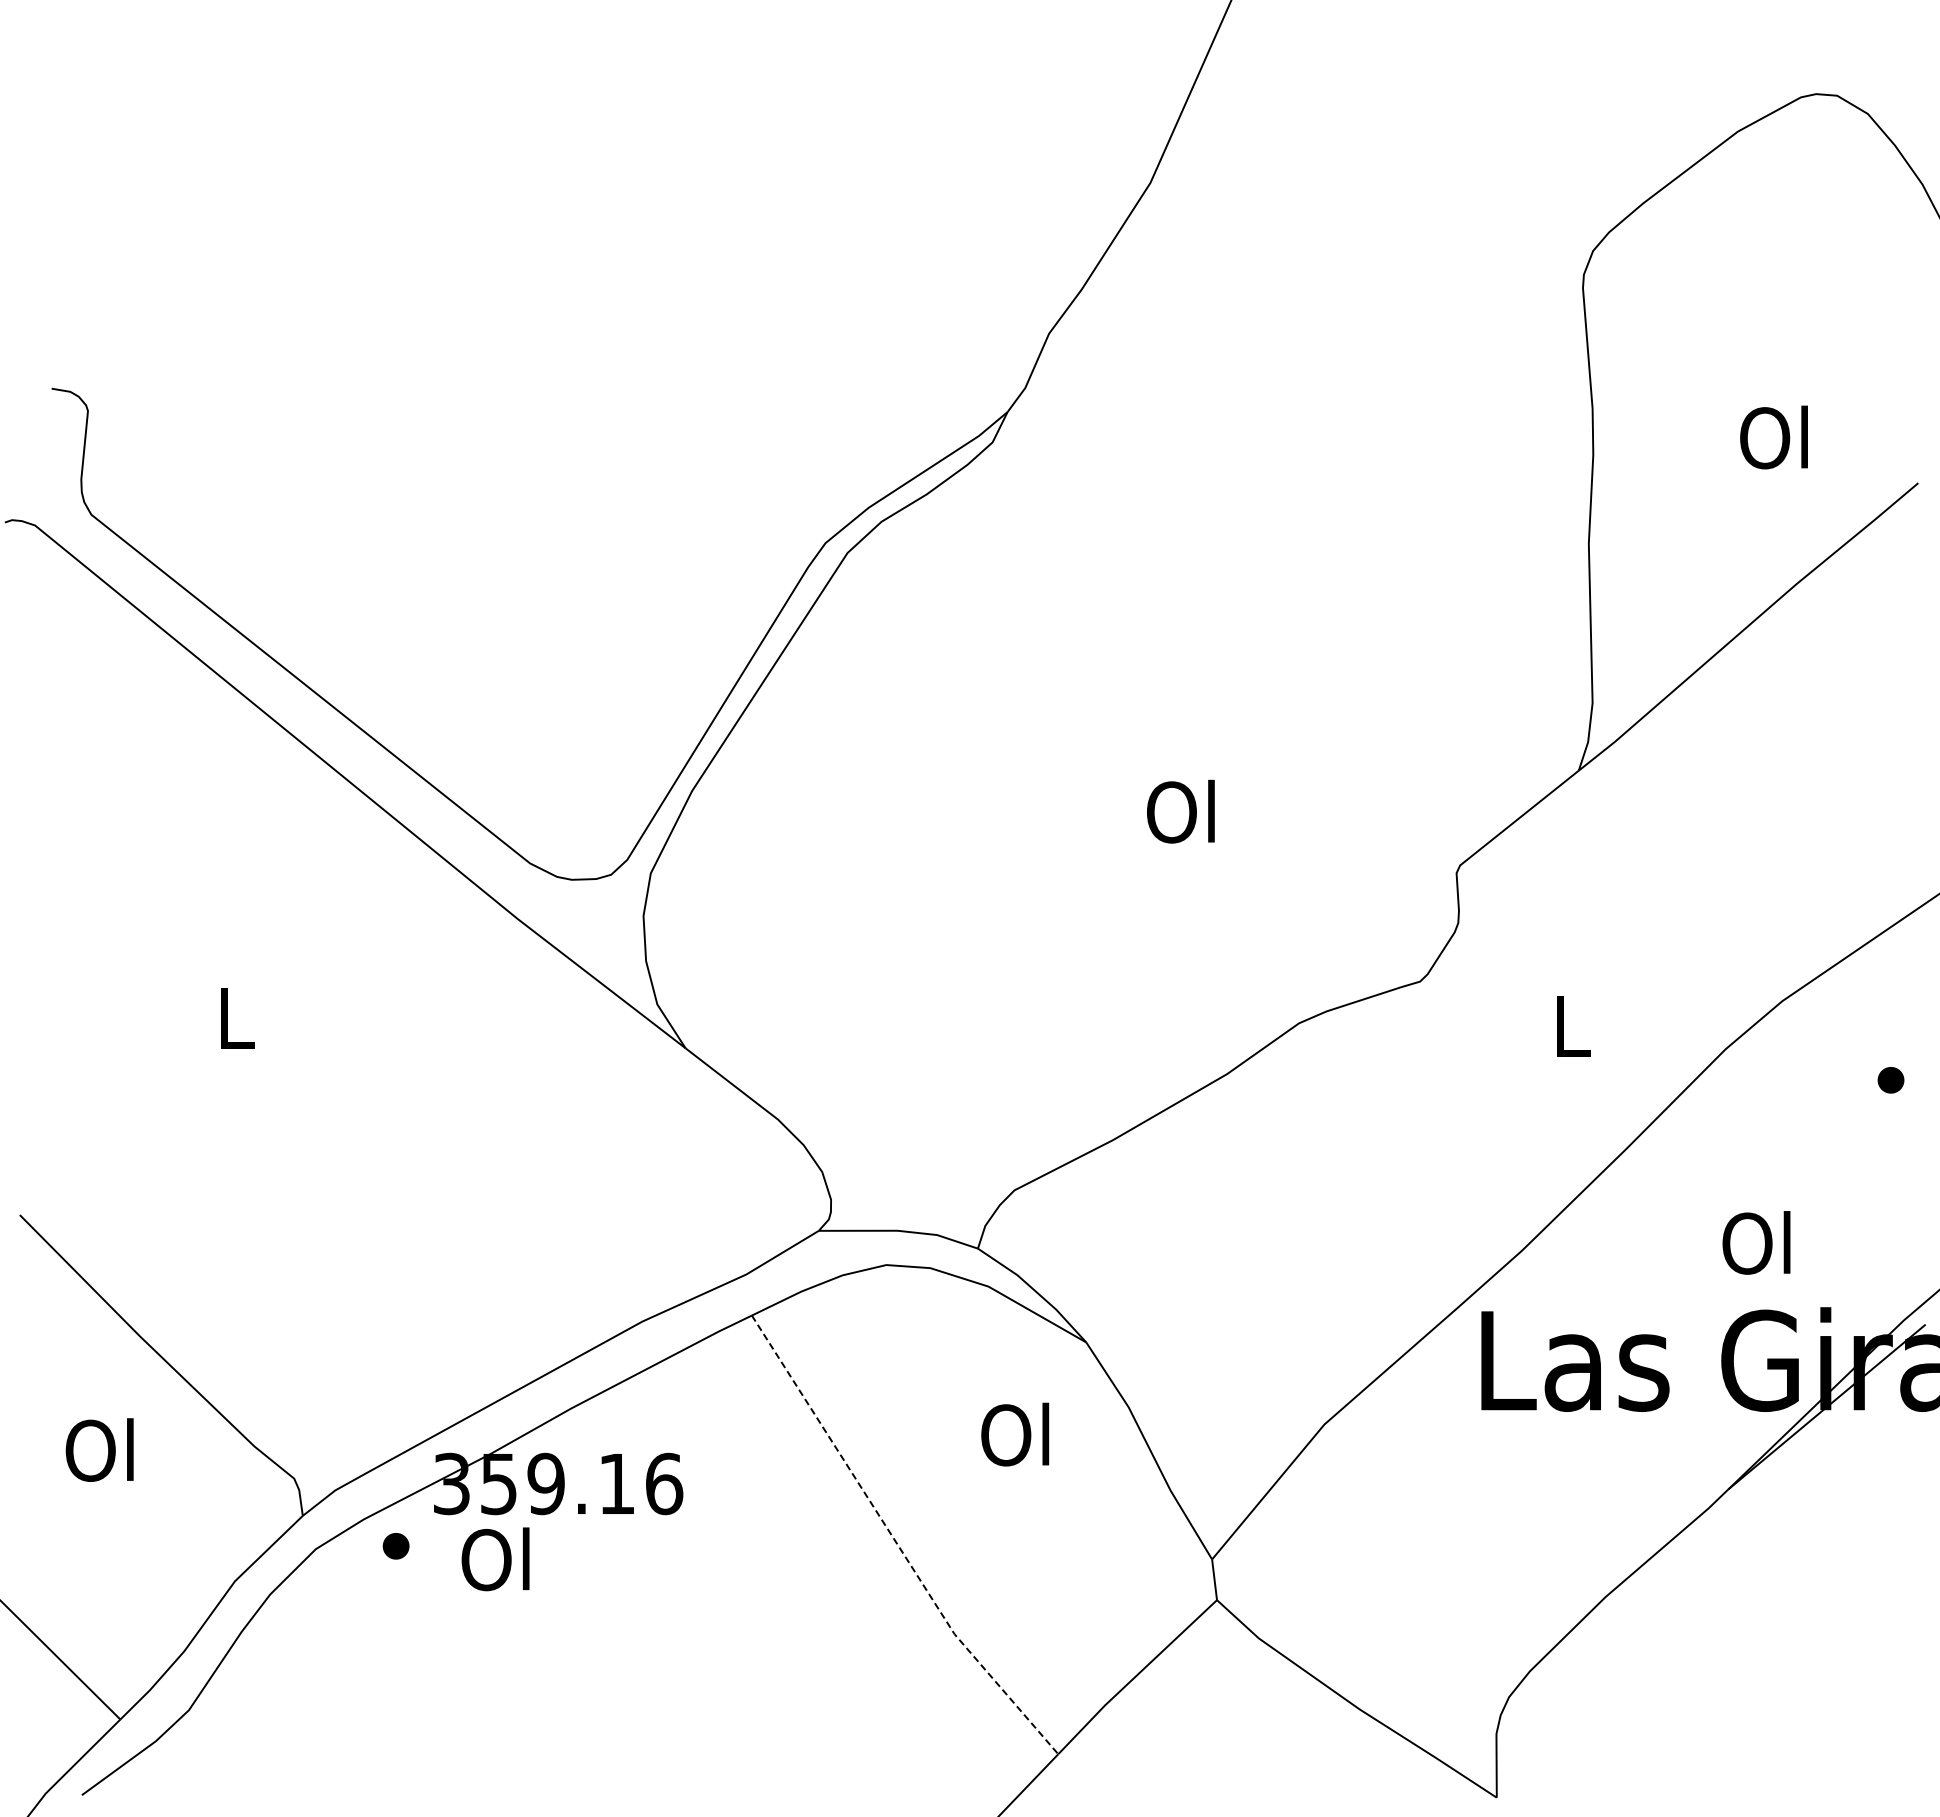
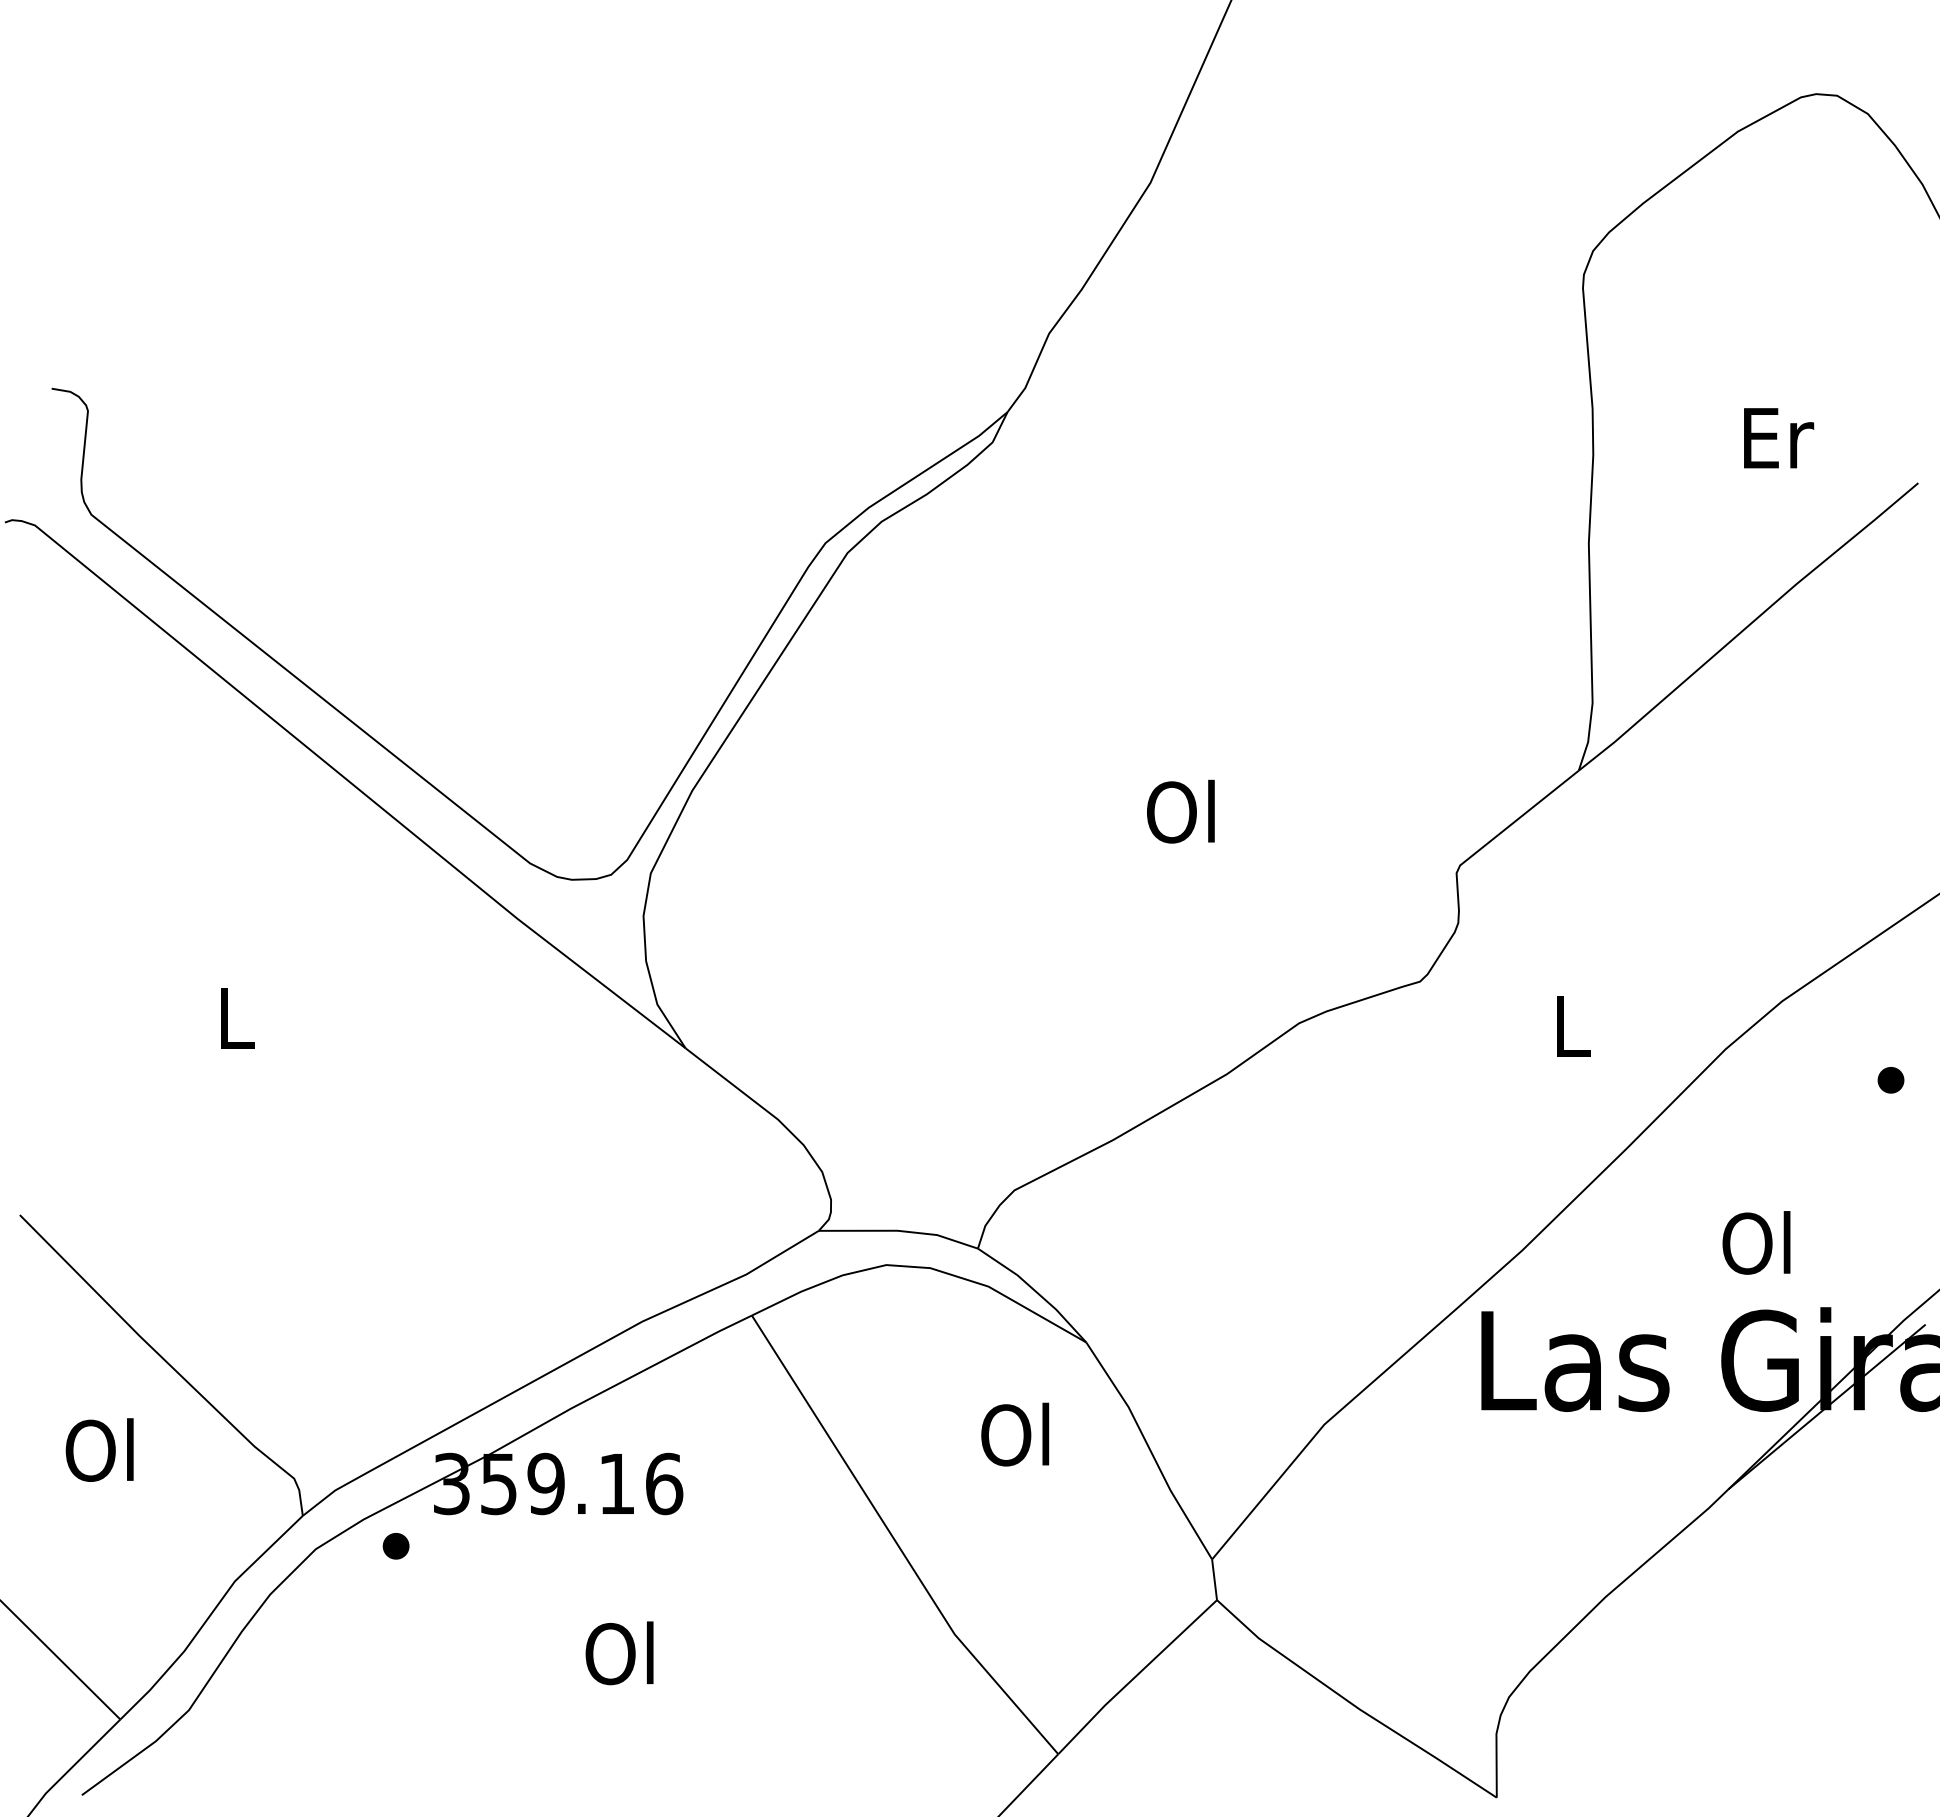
text: Ol -> Er (1777, 437)
line: dashed -> solid (896, 1542)
text position: (495, 1559) -> (619, 1653) (619, 1653)
